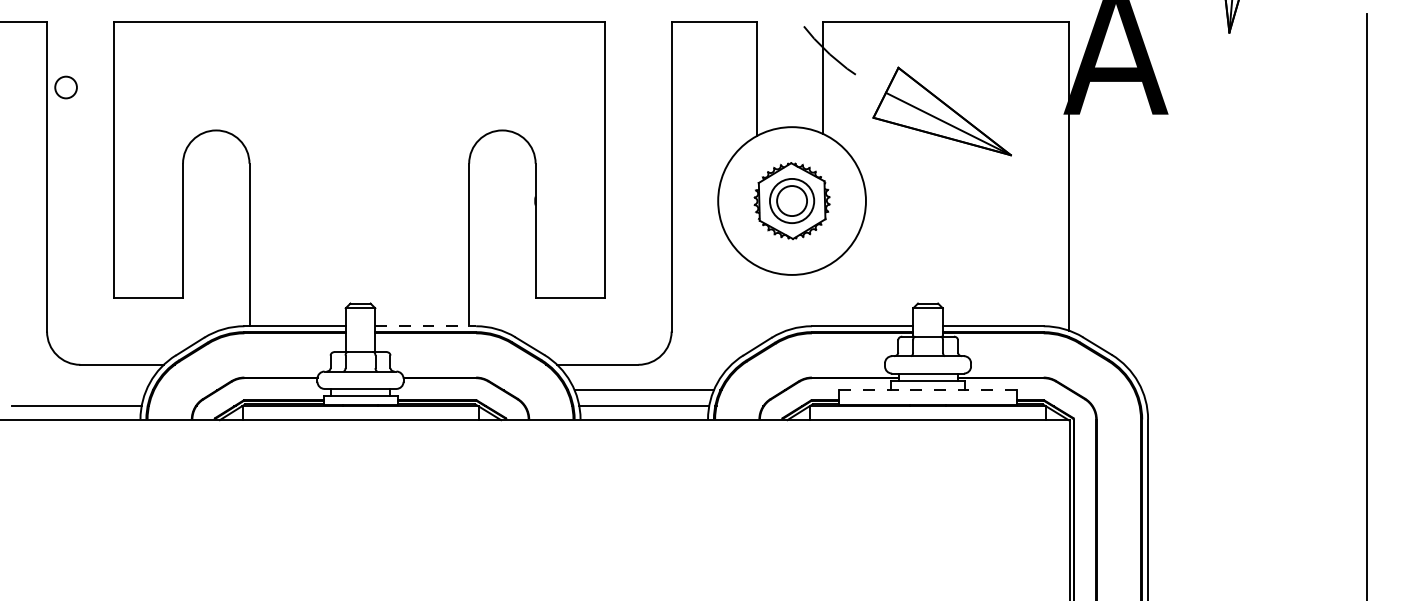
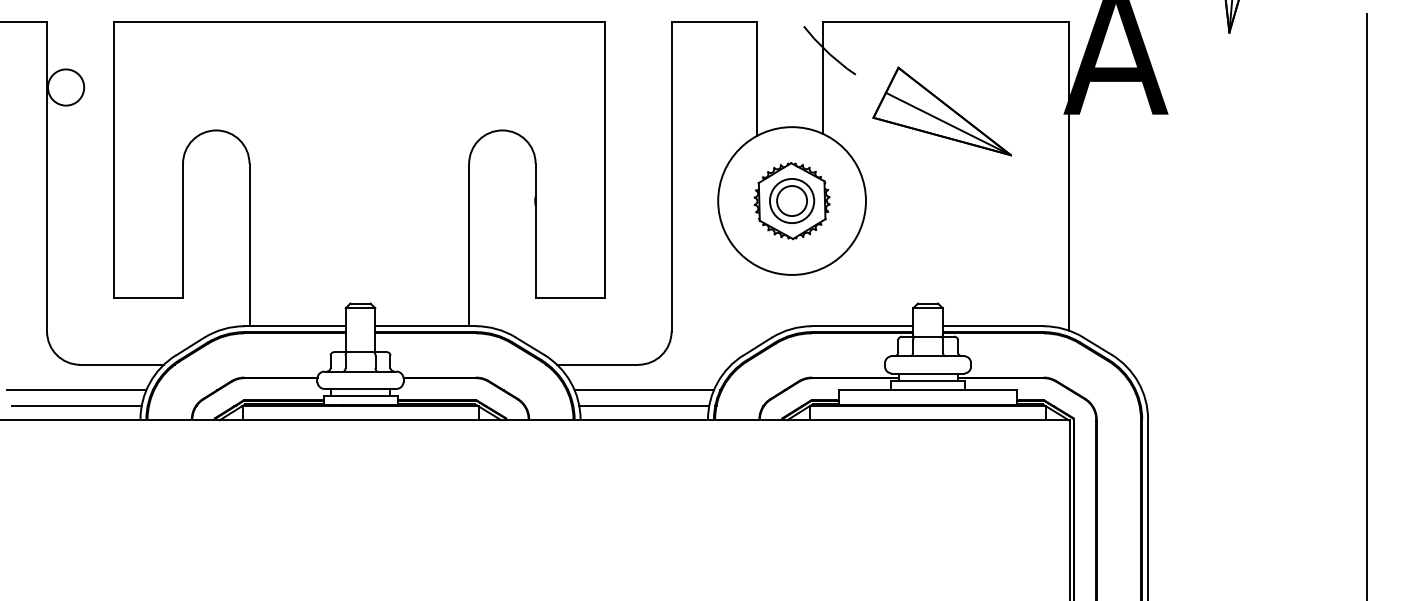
circle diameter: 22 px -> 36 px (66, 87)
line: dashed -> solid (426, 326)
line: dashed -> solid (928, 389)
line: none -> present (76, 390)
